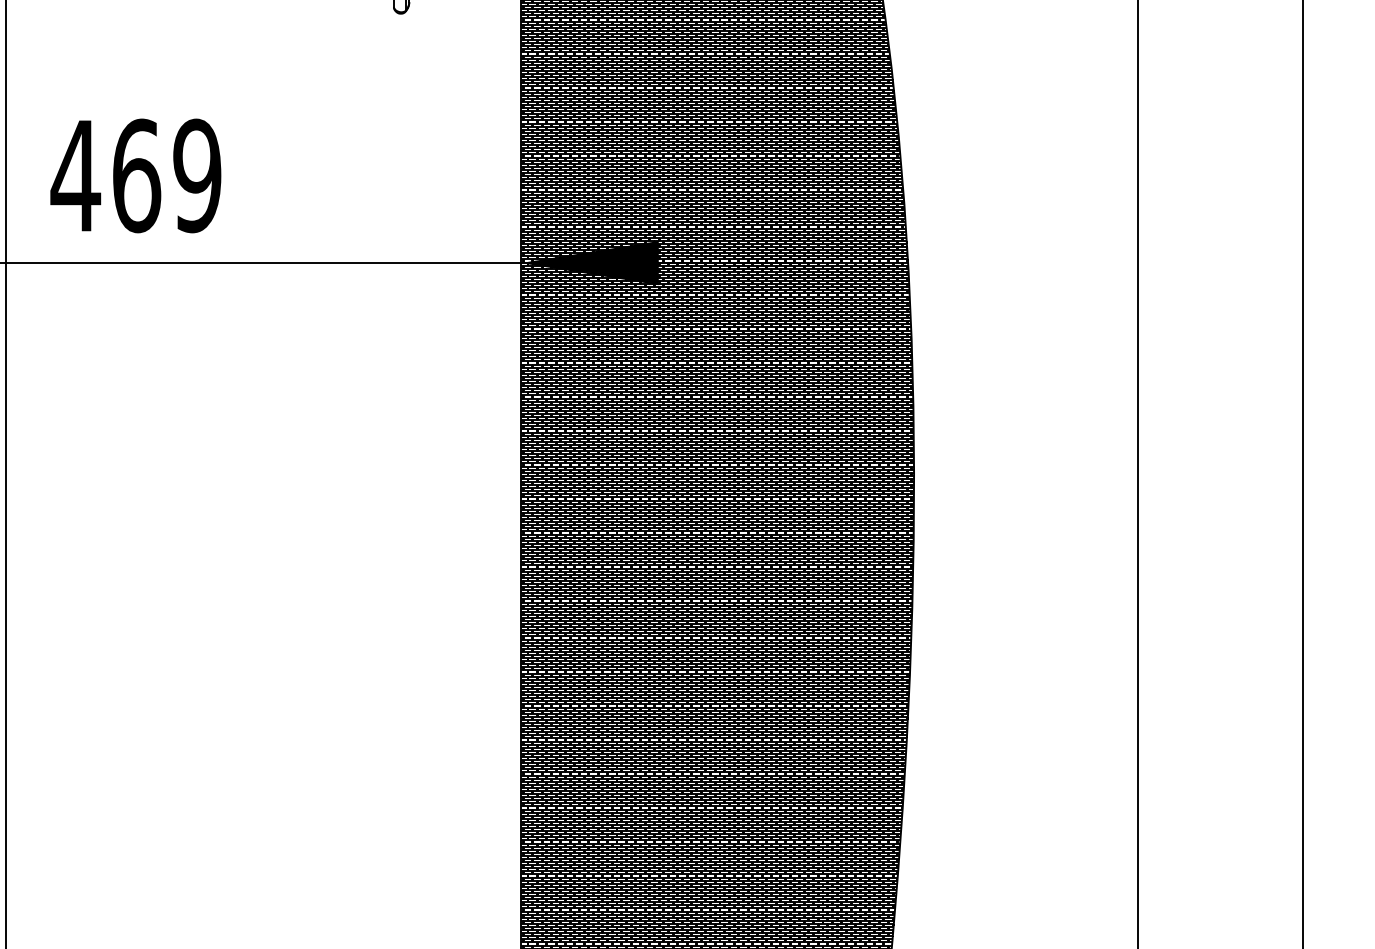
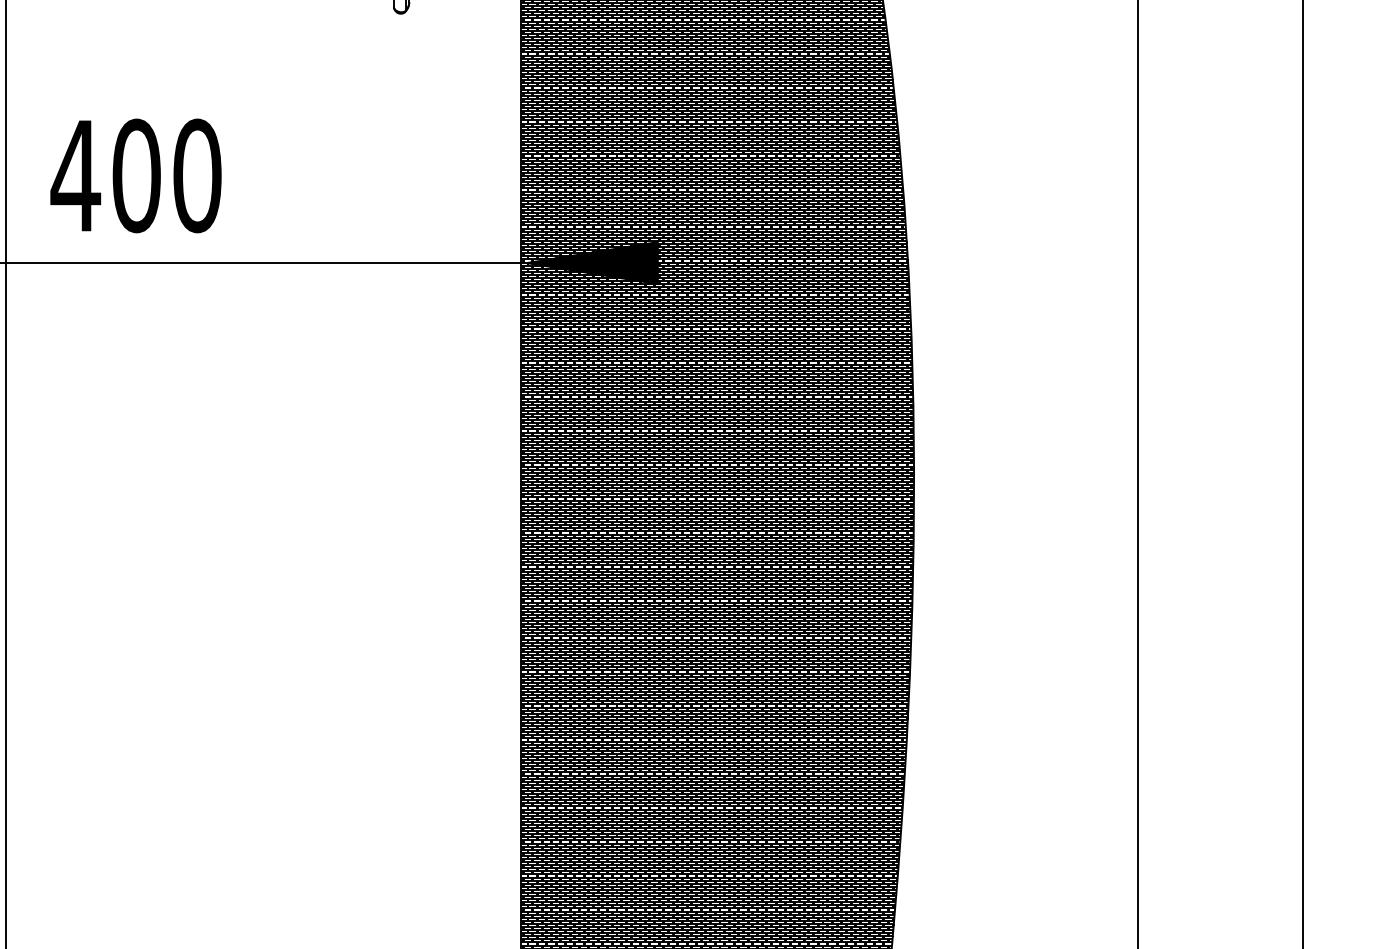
text: 469 -> 400 (166, 175)
